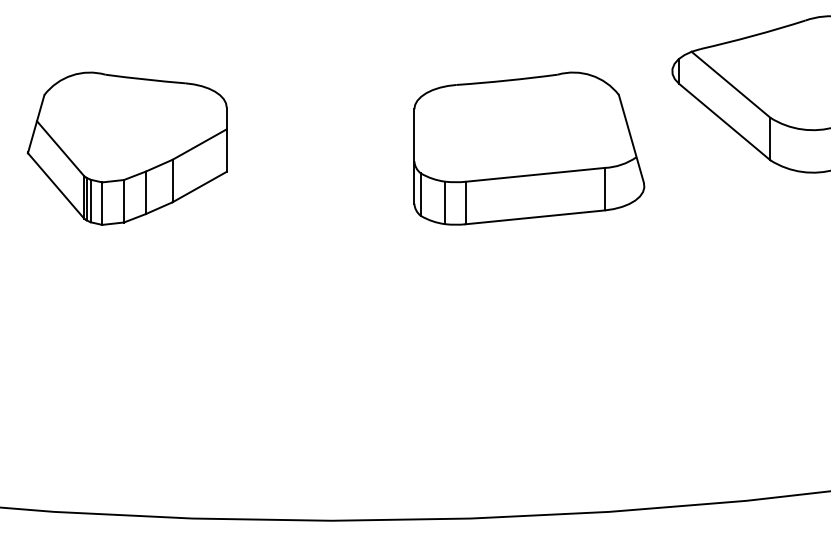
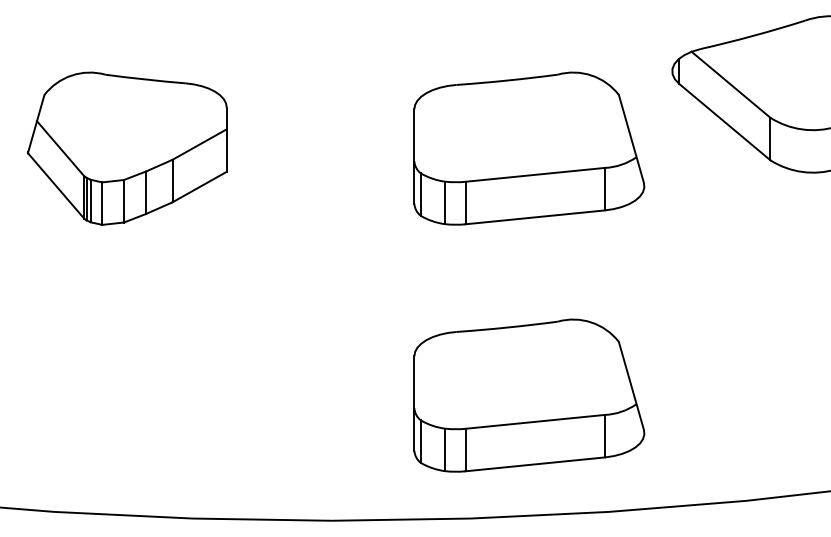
part: none -> present (529, 395)
